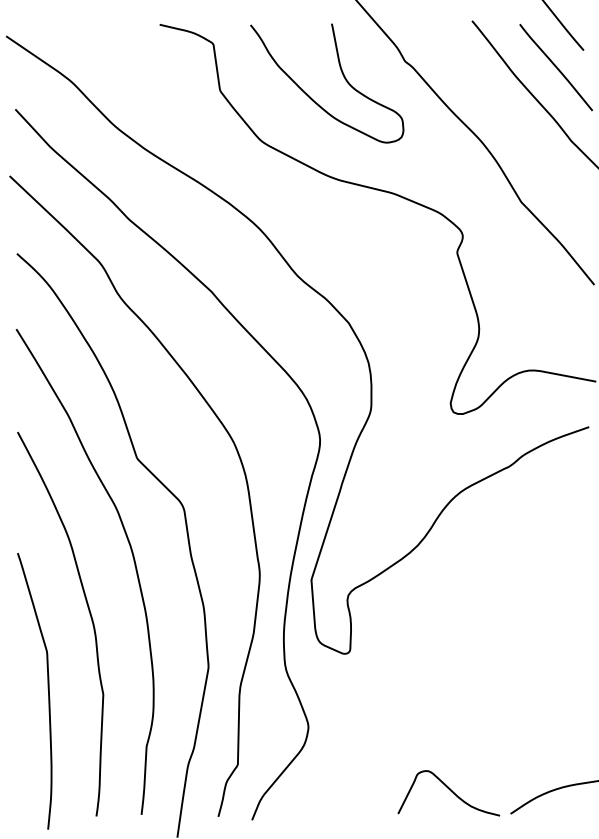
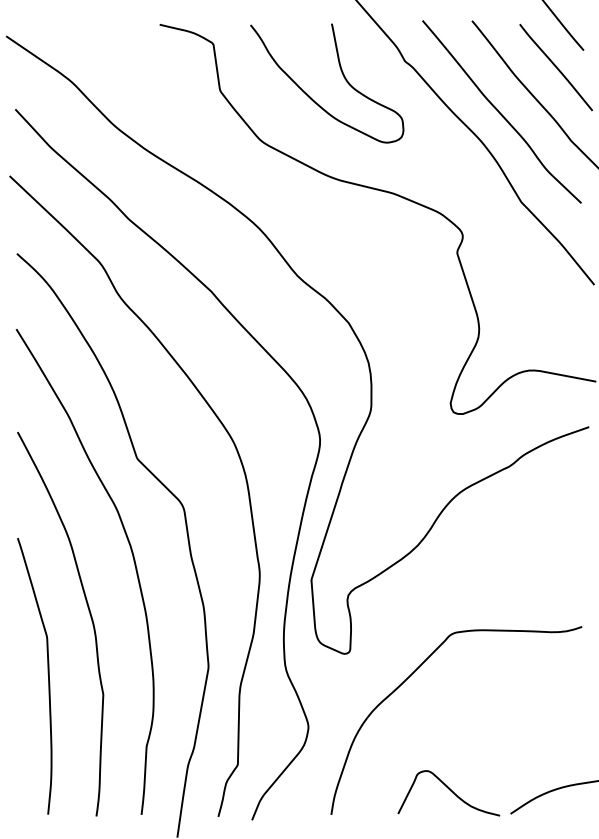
curve: none -> present (500, 112)
curve: none -> present (411, 675)
curve position: (47, 688) -> (47, 673) (47, 673)
